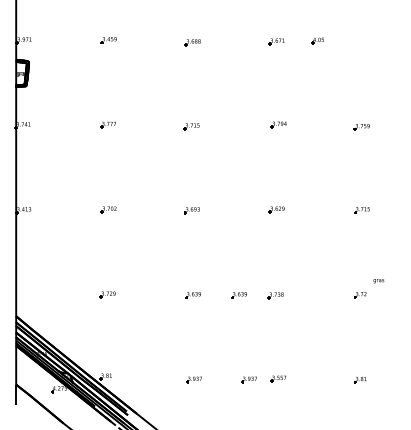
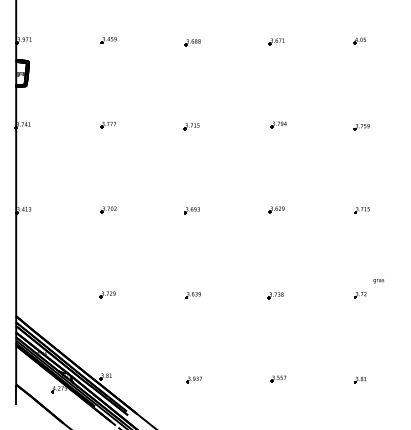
part position: (317, 40) -> (359, 40) (359, 40)
part: present -> none (238, 295)
part: present -> none (248, 379)
